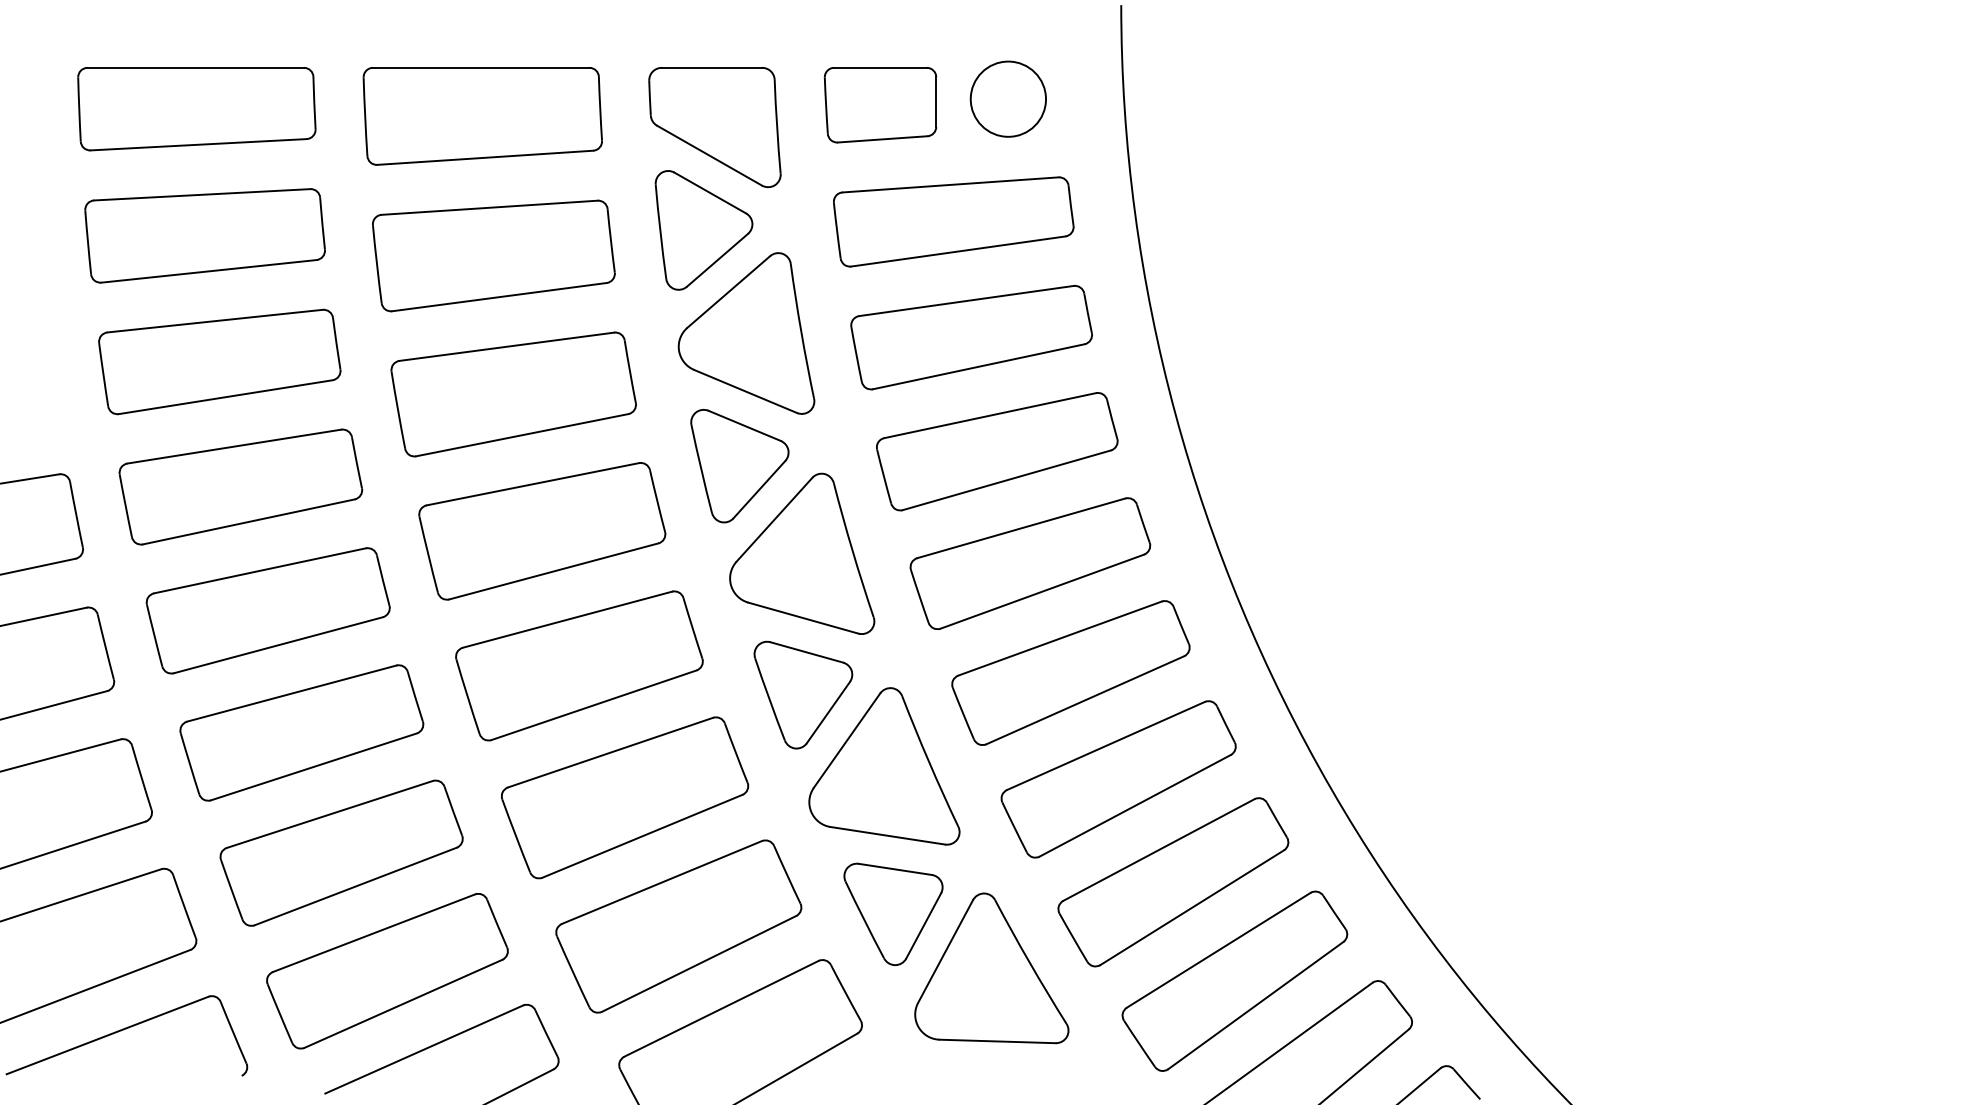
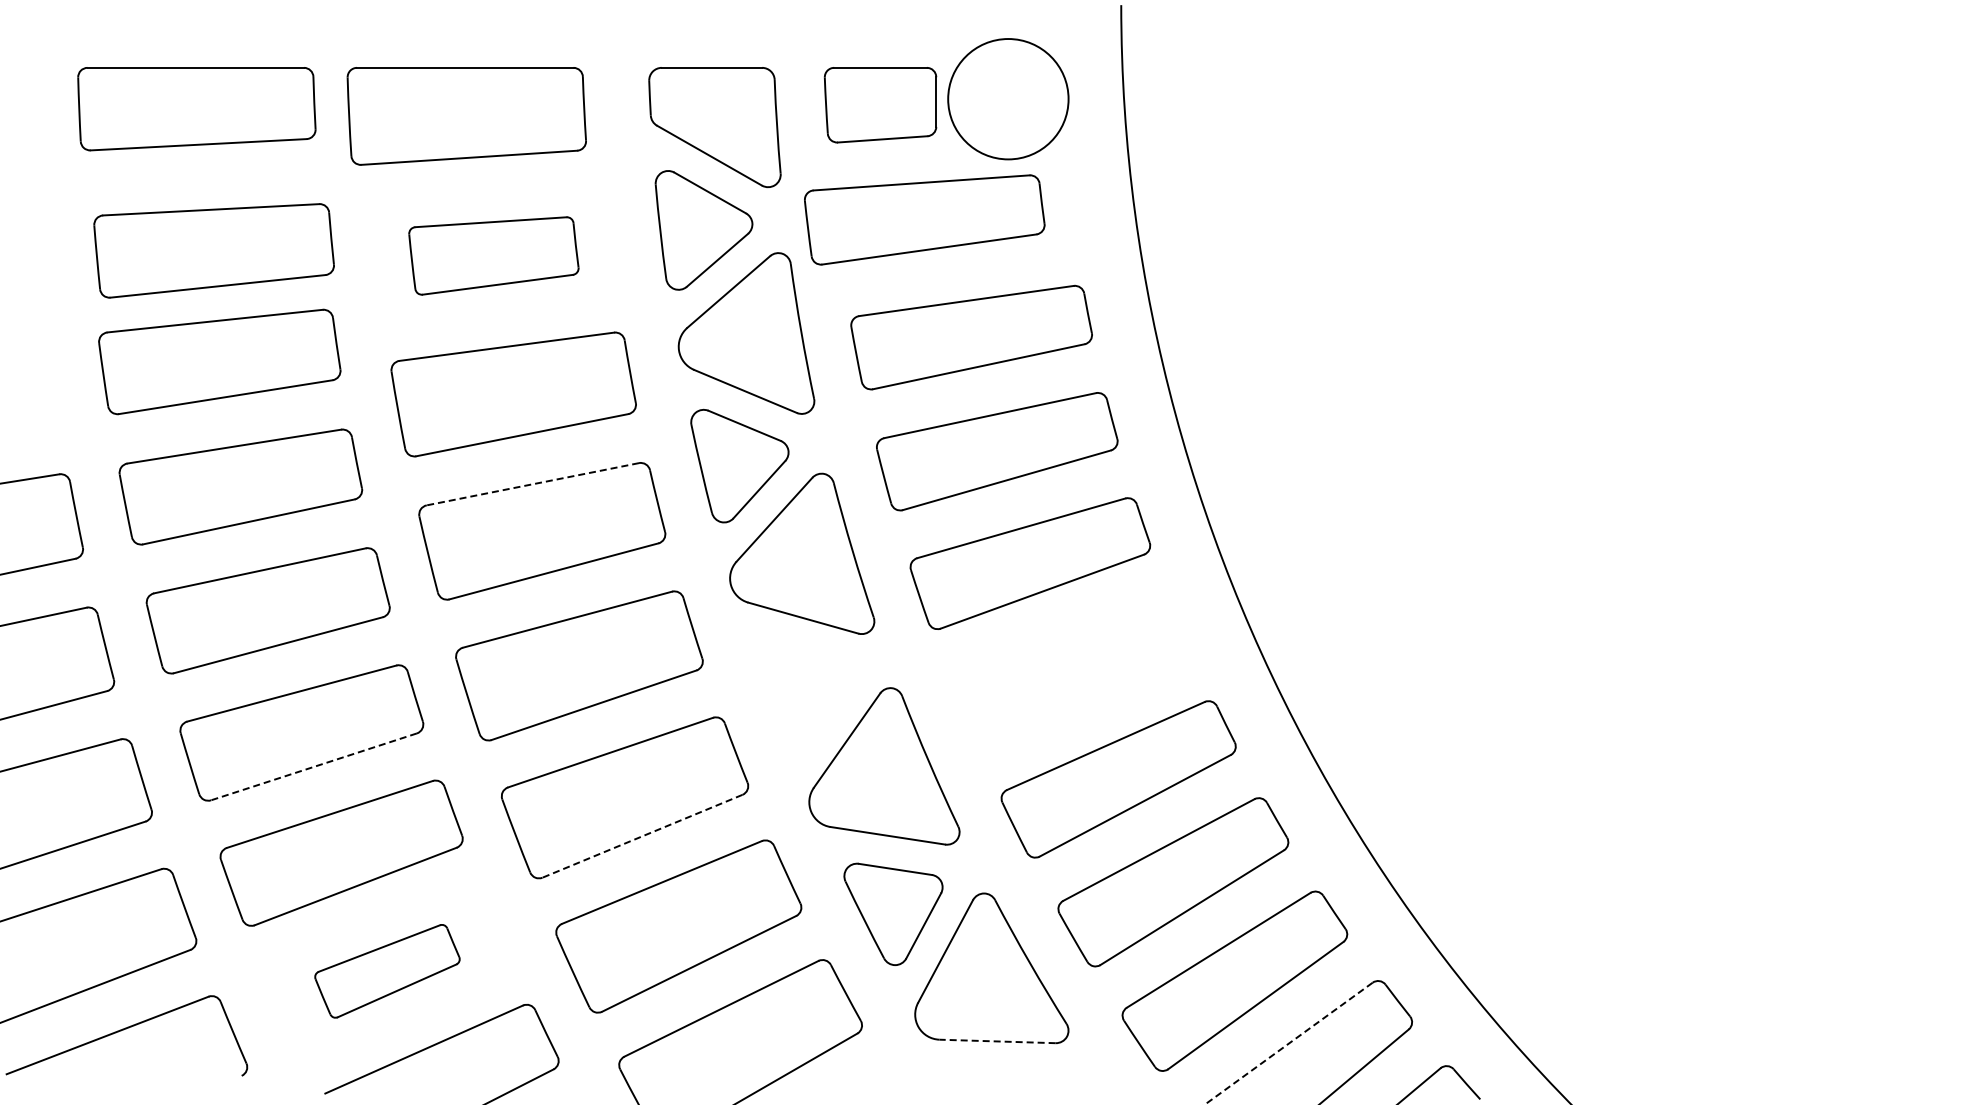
circle diameter: 75 px -> 120 px (1008, 99)
part position: (482, 116) -> (466, 116) (466, 116)
part position: (953, 221) -> (924, 219) (924, 219)
part position: (204, 235) -> (213, 250) (213, 250)
part size: 244x114 px -> 172x80 px (493, 255)
line: solid -> dashed (532, 484)
part: present -> none (1070, 672)
part: present -> none (803, 694)
line: solid -> dashed (313, 767)
line: solid -> dashed (642, 836)
part size: 243x157 px -> 147x95 px (387, 971)
line: solid -> dashed (997, 1041)
line: solid -> dashed (1288, 1043)
